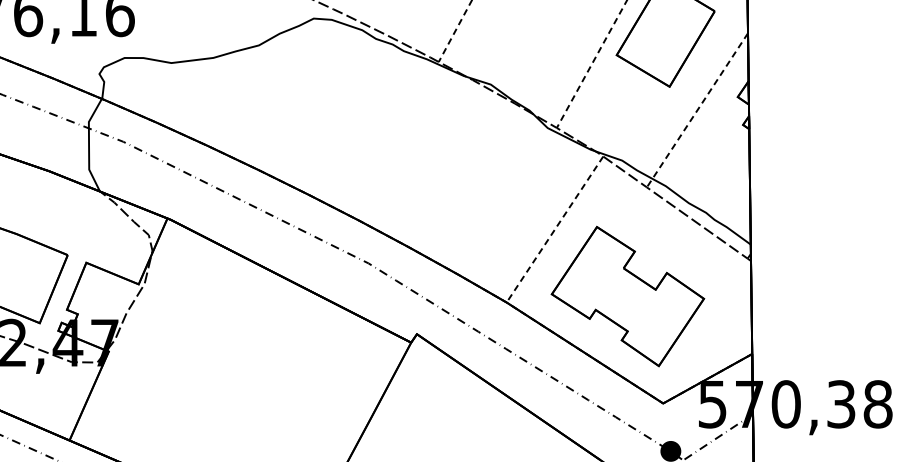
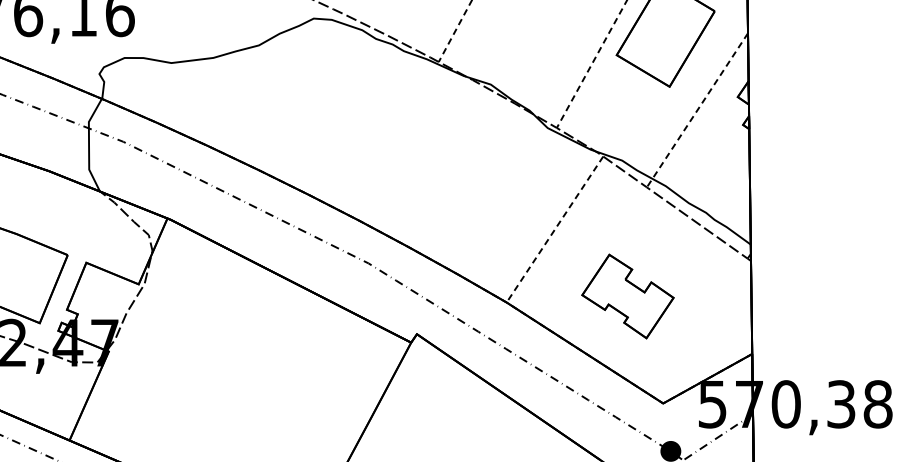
part size: 156x143 px -> 94x87 px (627, 296)
